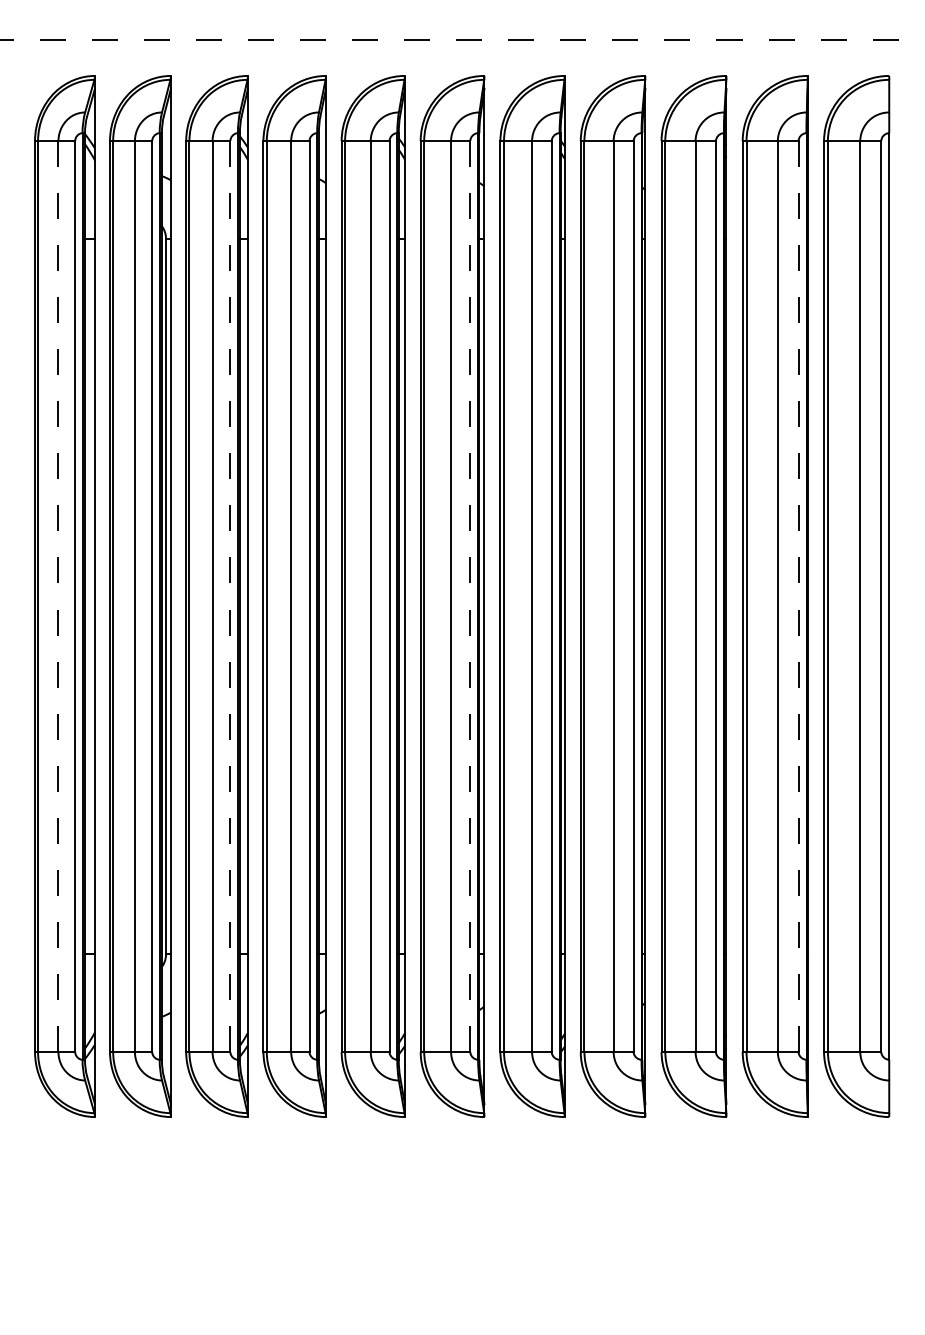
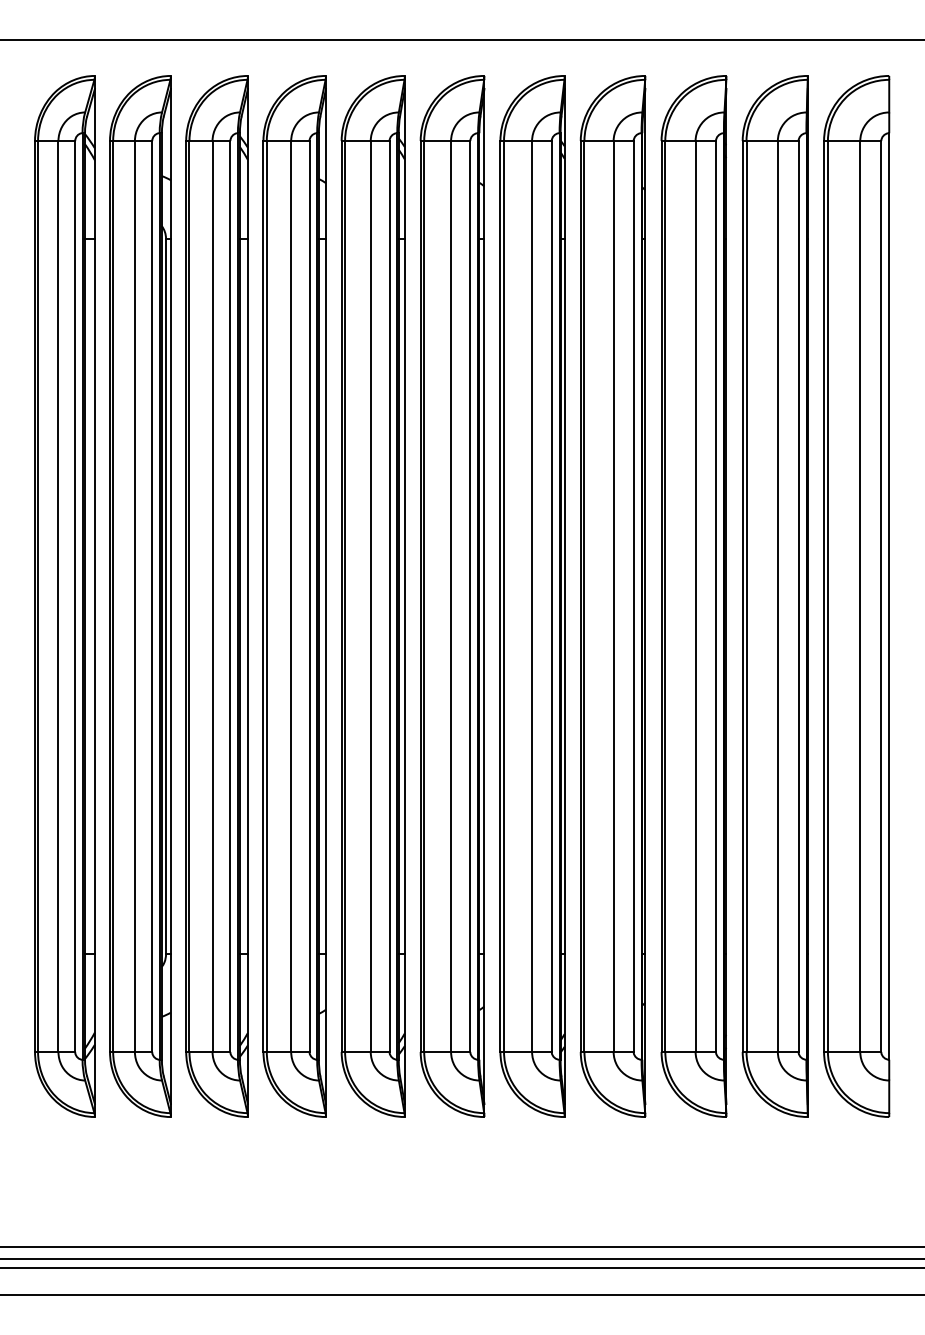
line: dashed -> solid (462, 40)
line: dashed -> solid (58, 595)
line: dashed -> solid (230, 595)
line: dashed -> solid (470, 595)
line: dashed -> solid (798, 595)
line: none -> present (461, 1247)
line: none -> present (461, 1259)
line: none -> present (461, 1268)
line: none -> present (461, 1294)
